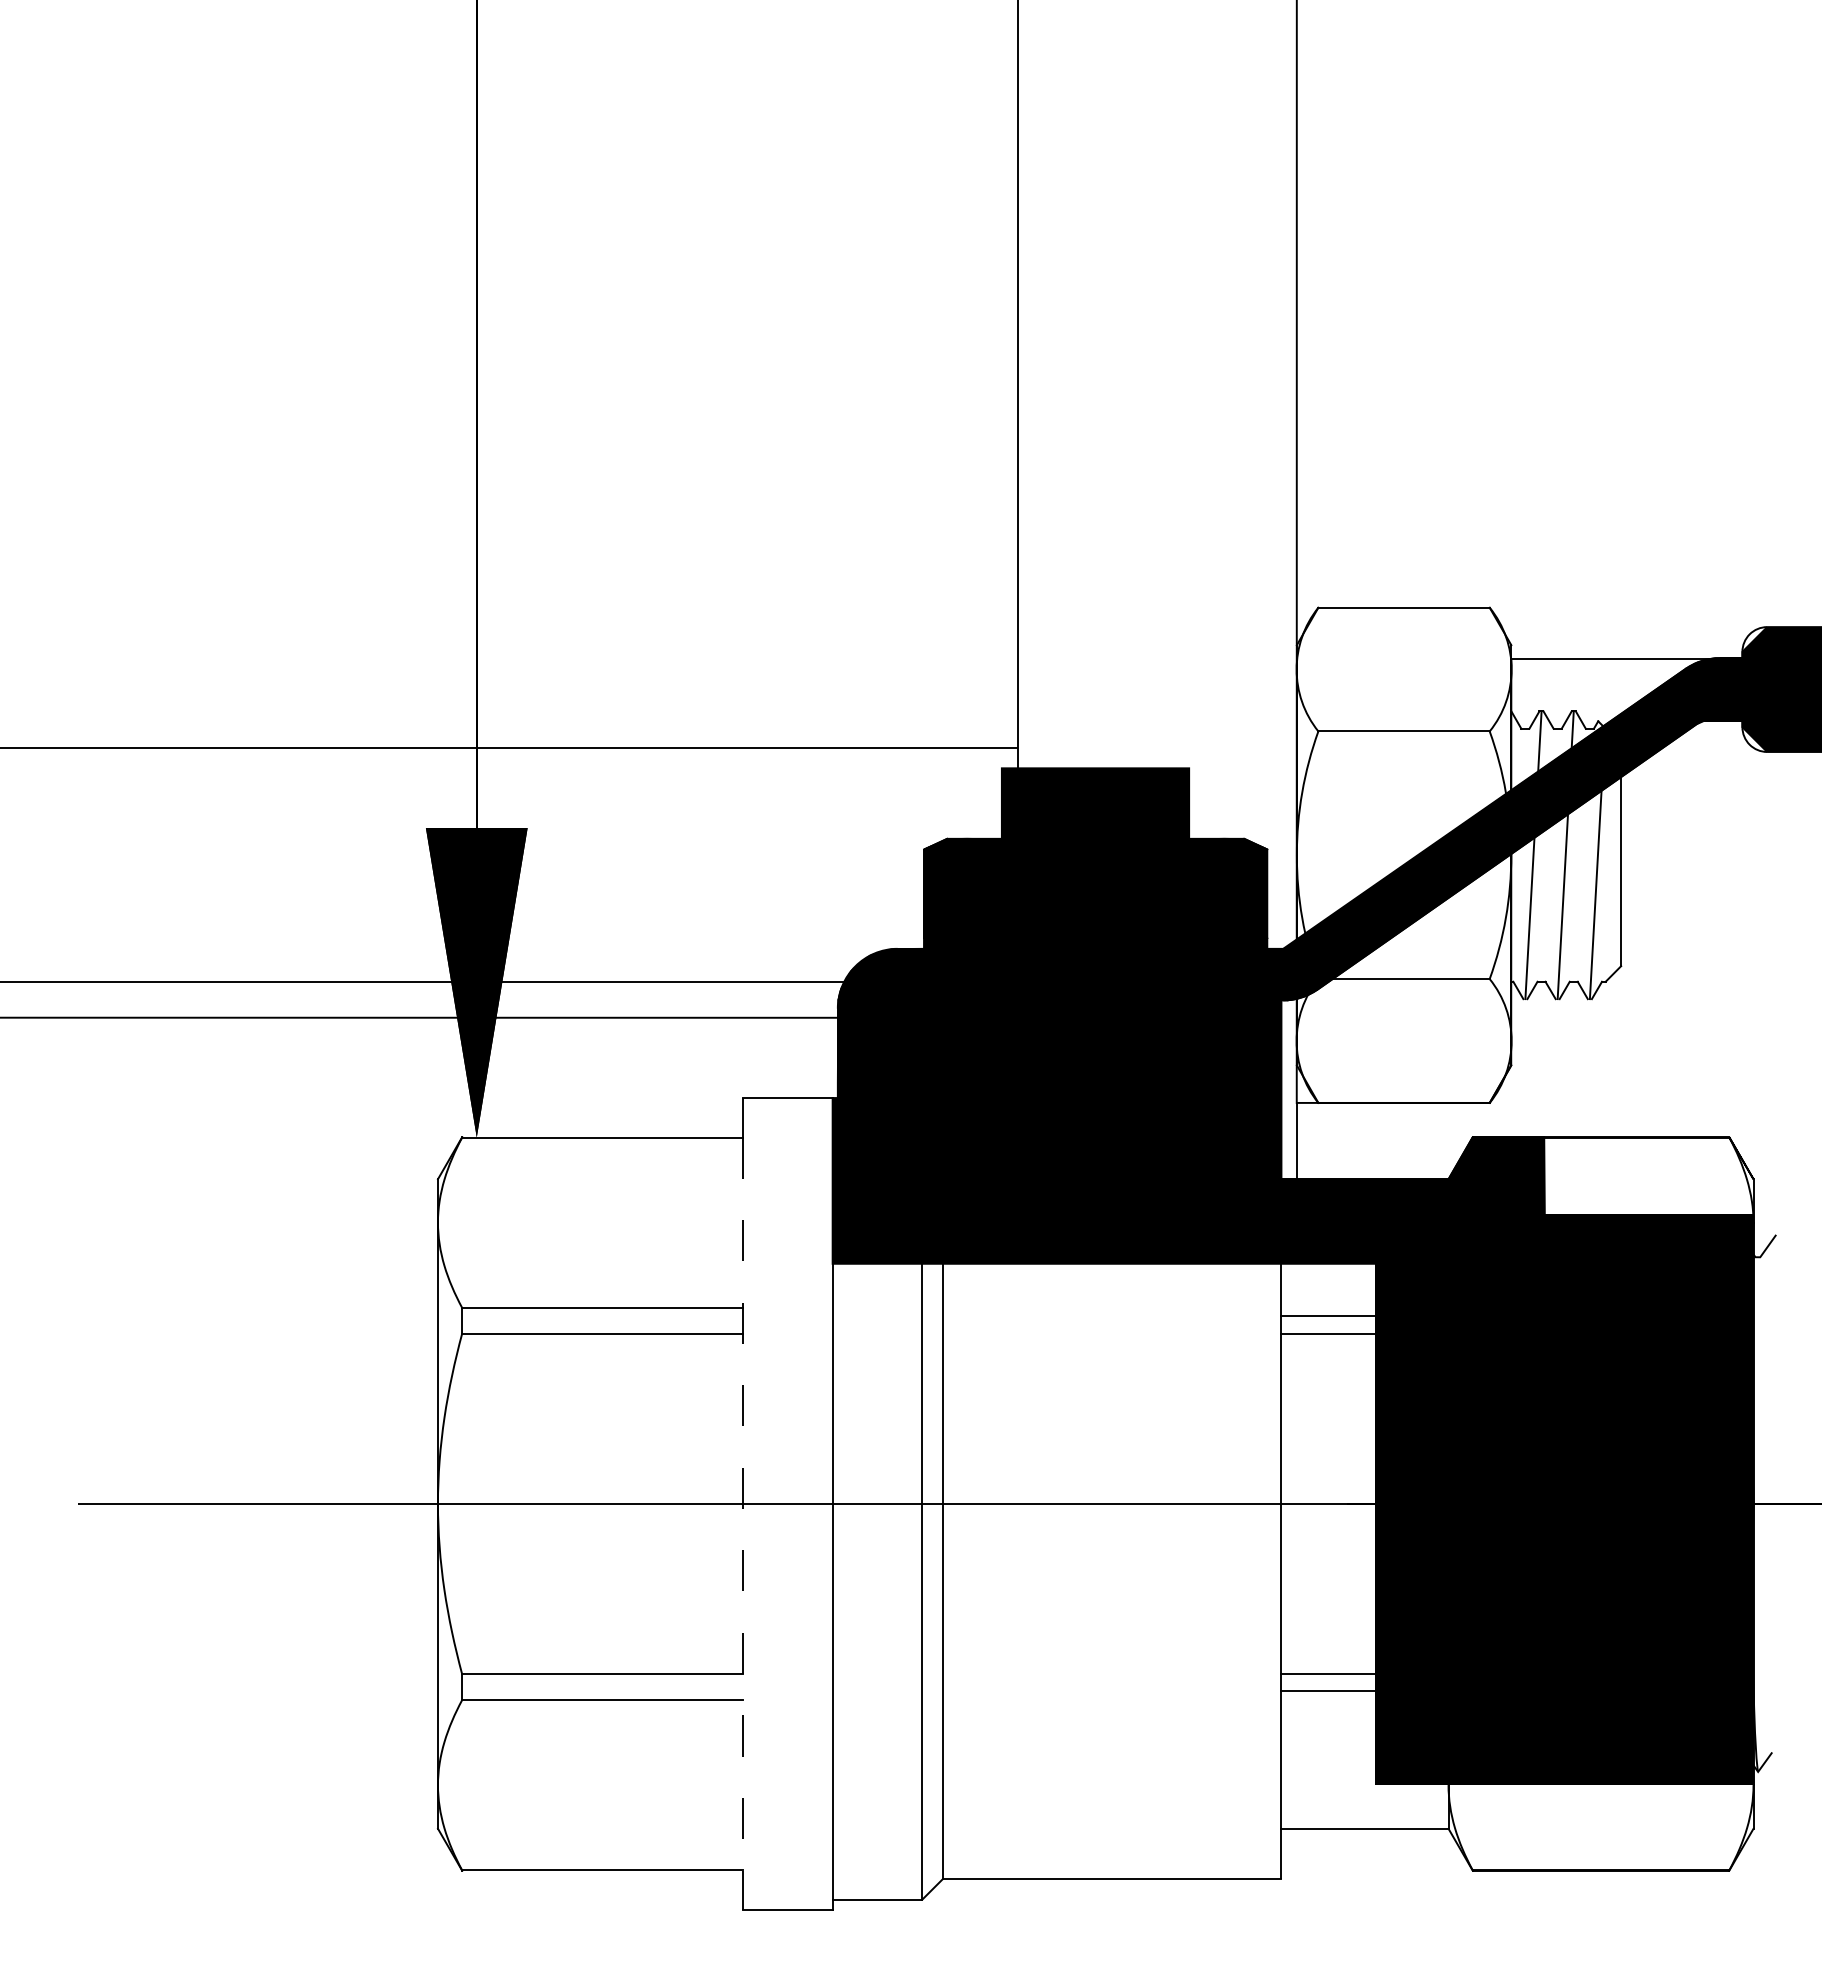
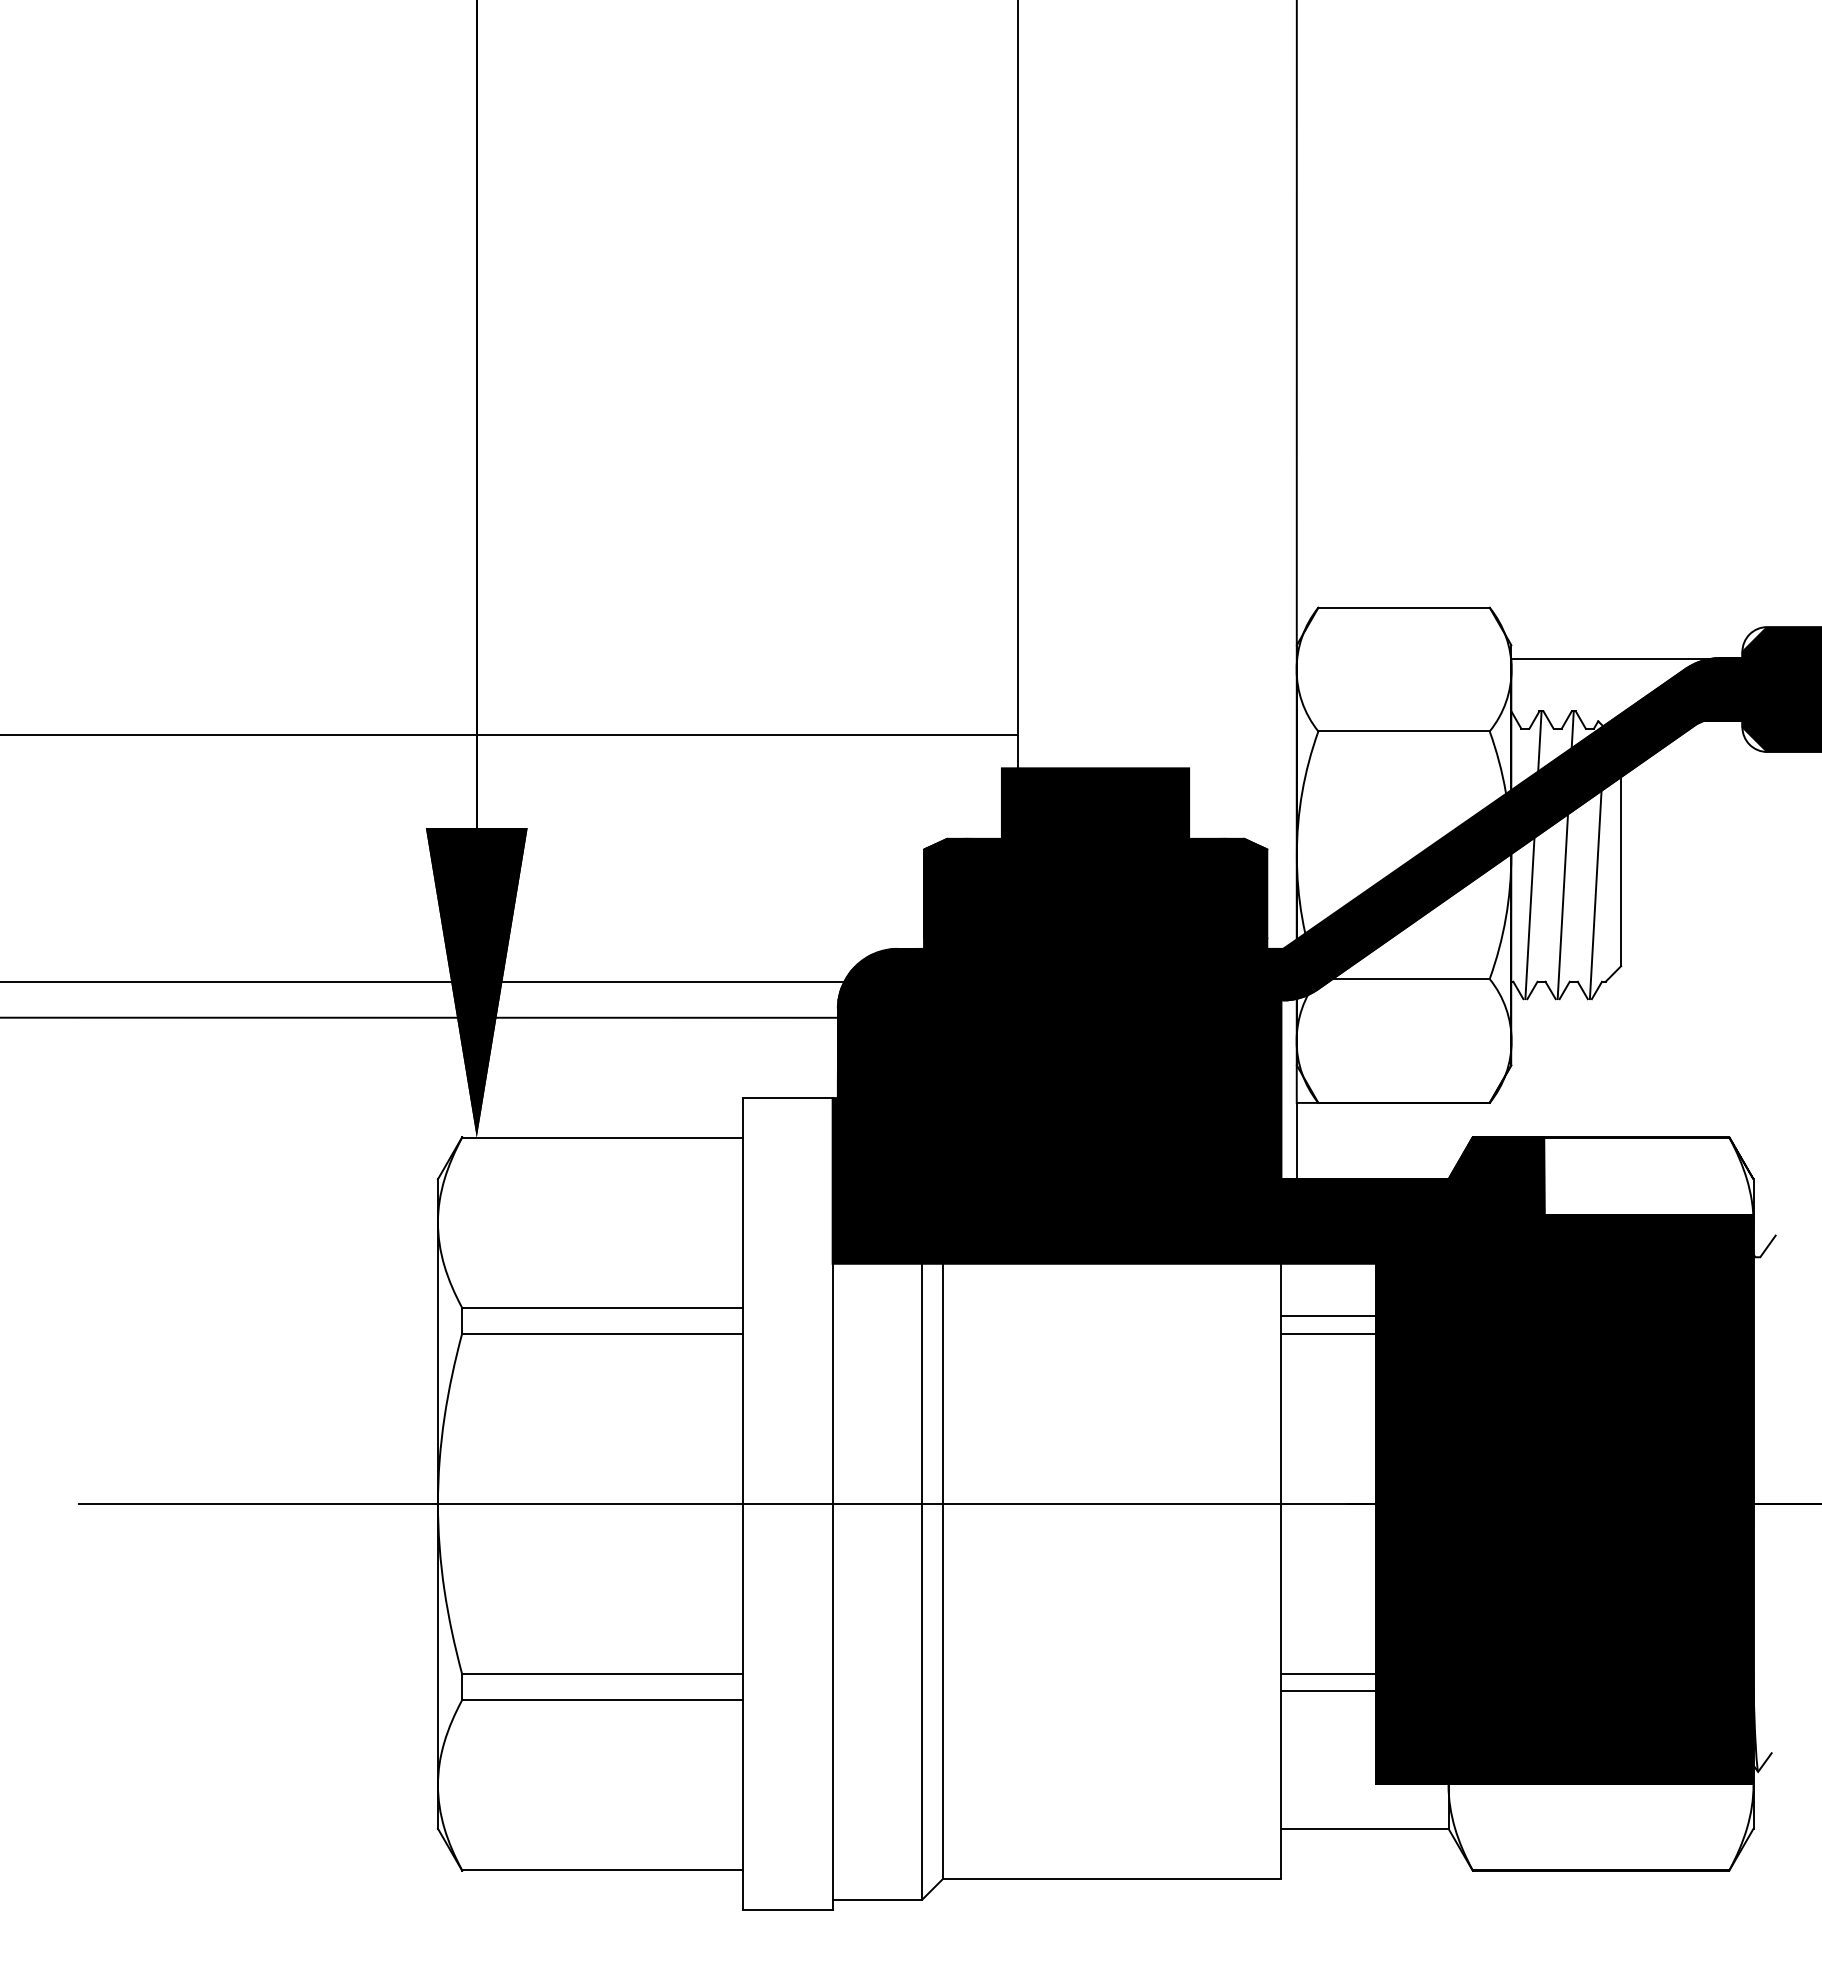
line position: (509, 748) -> (509, 735) (509, 735)
line: dashed -> solid (742, 1504)
